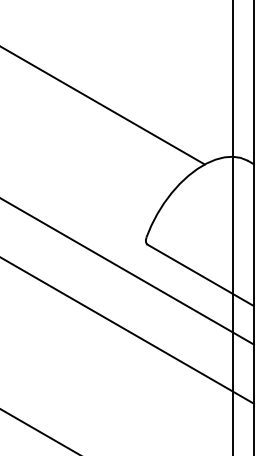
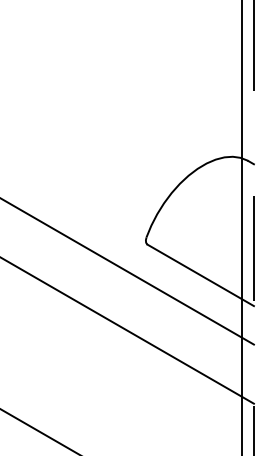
line: present -> none (103, 105)
line position: (233, 227) -> (242, 227) (242, 227)
line: solid -> dashed (253, 227)
